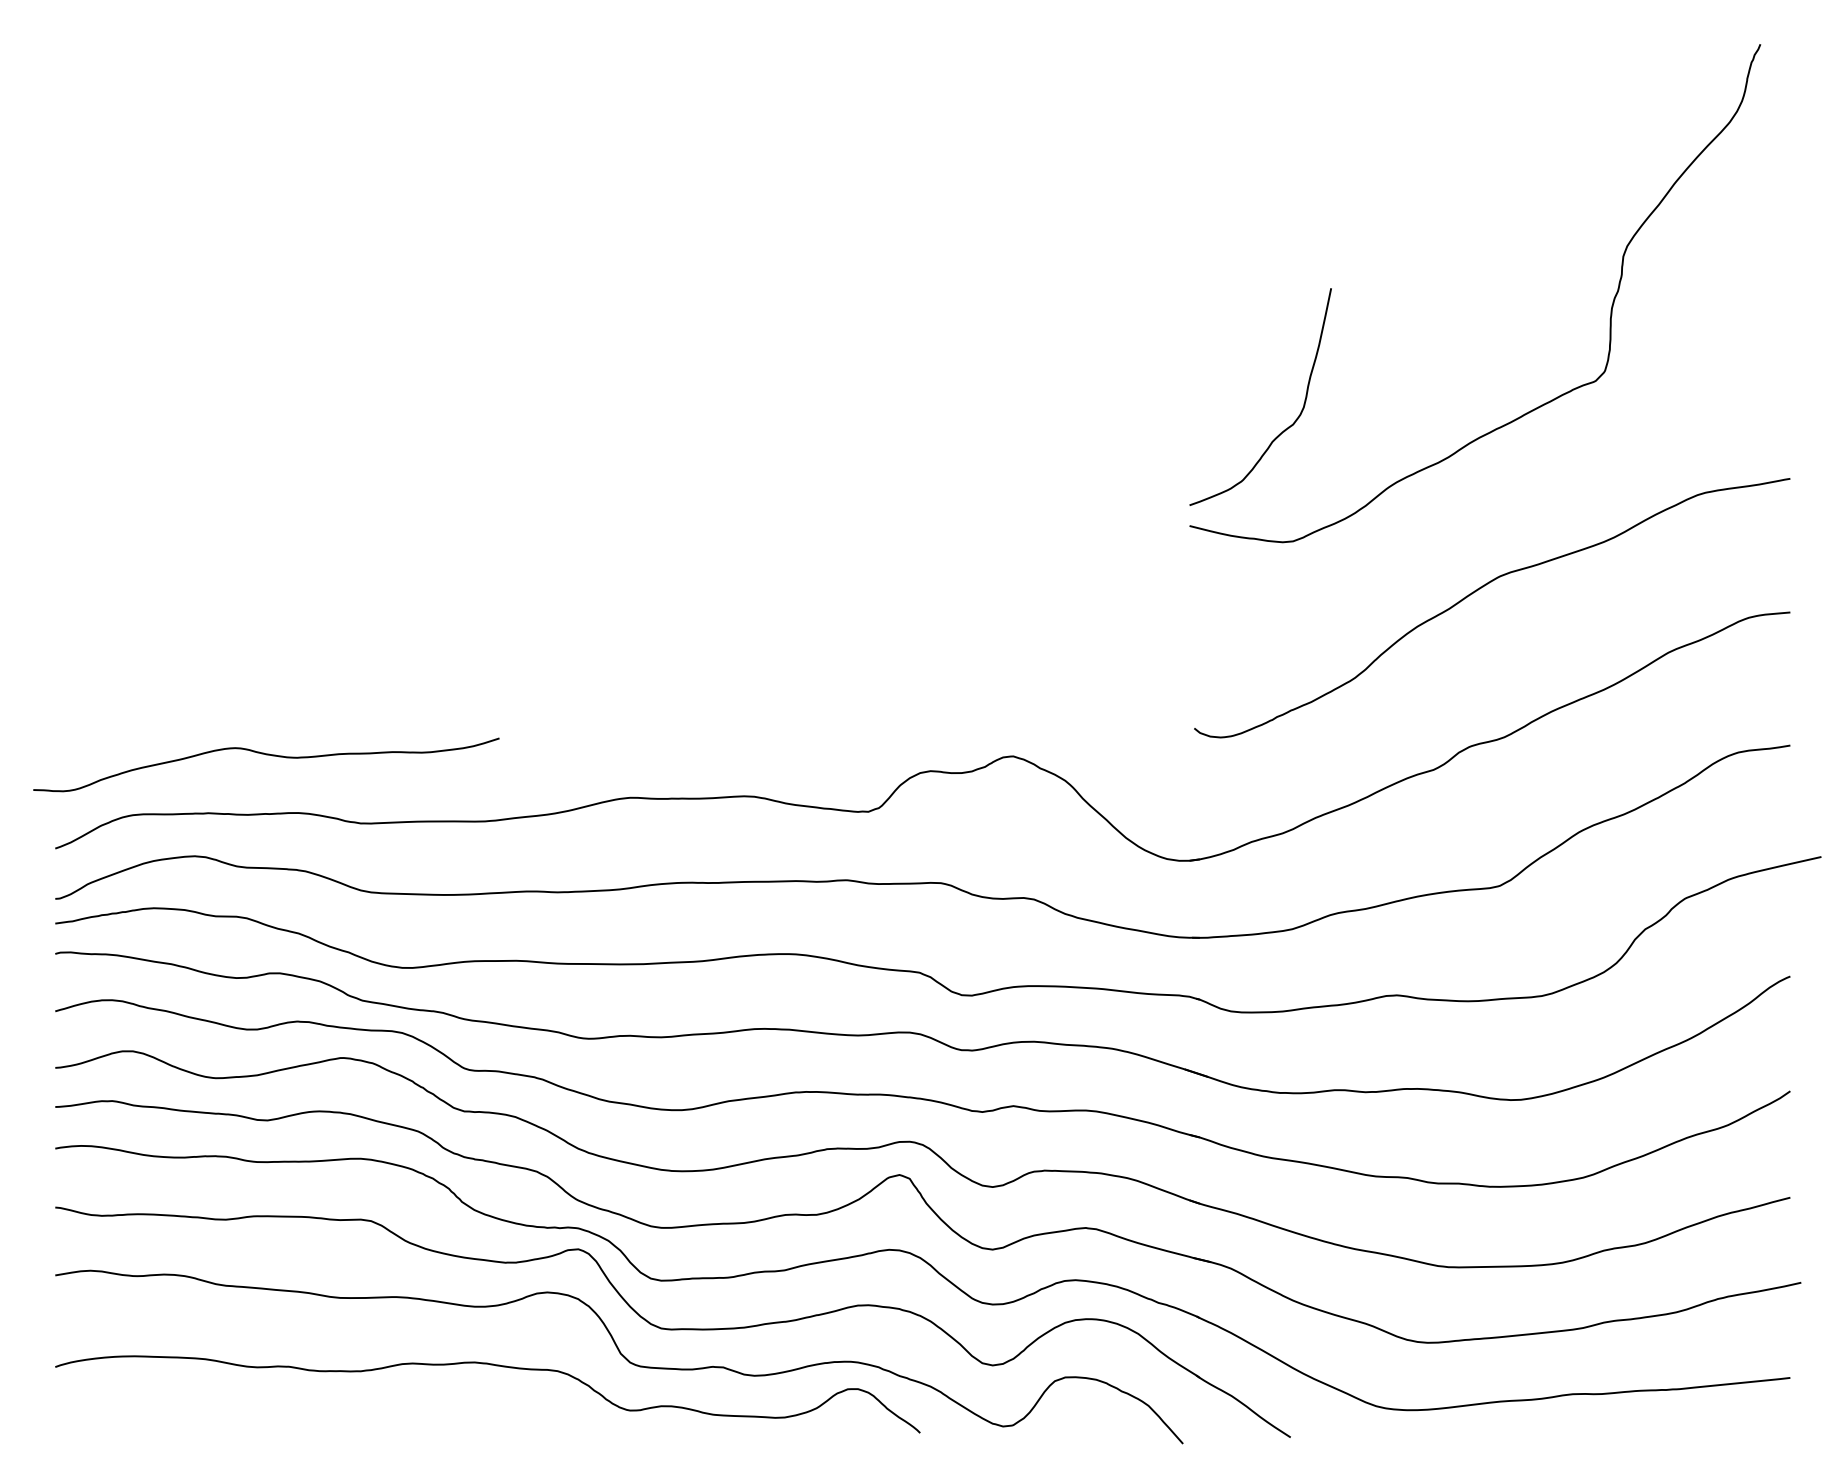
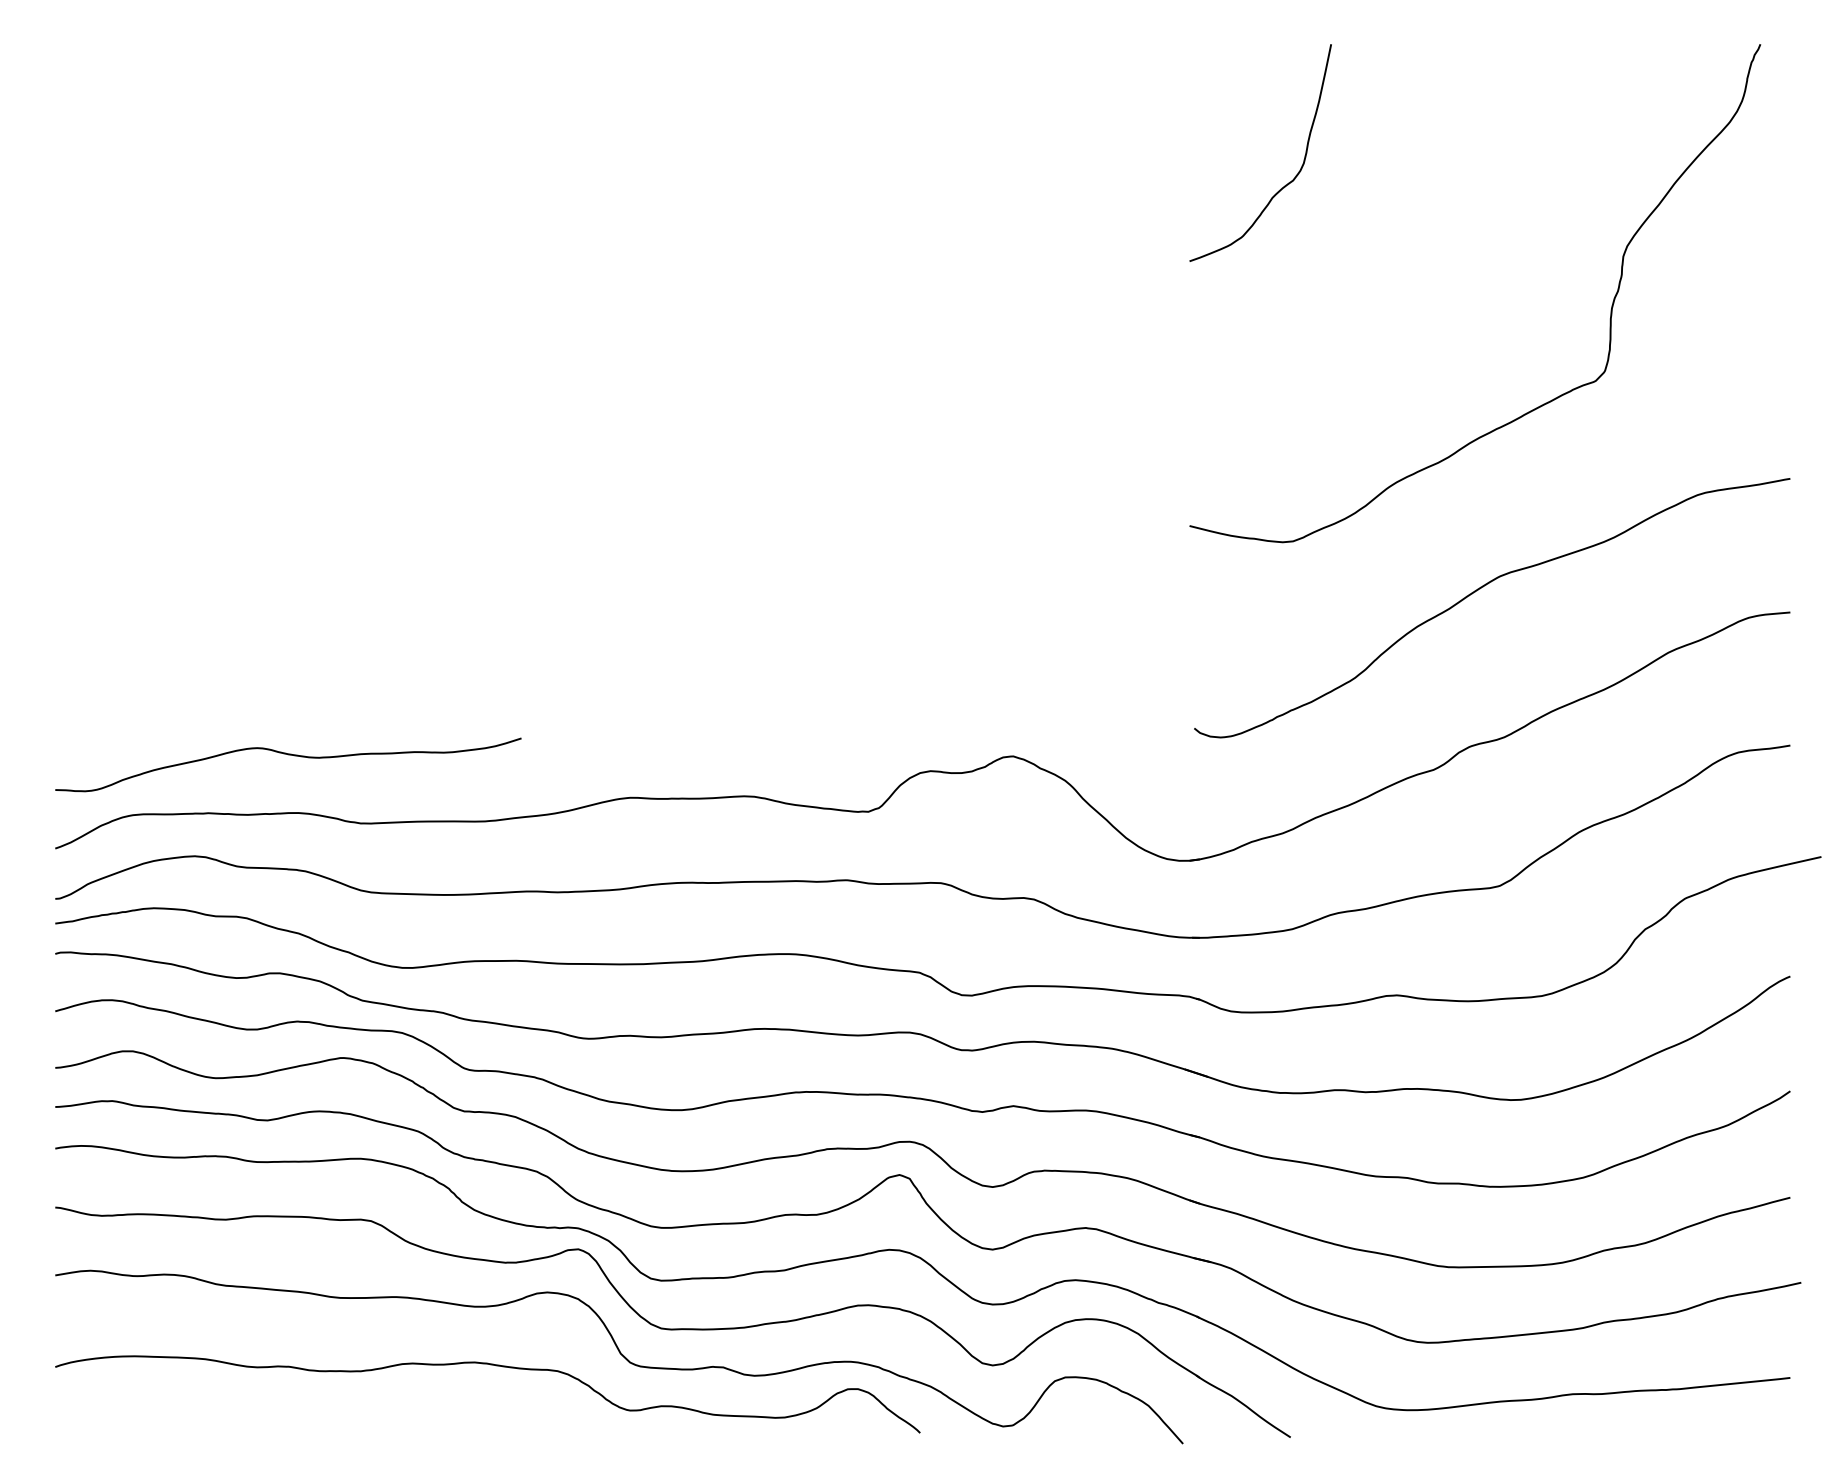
curve position: (1285, 428) -> (1285, 184) (1285, 184)
curve position: (266, 755) -> (288, 755) (288, 755)
